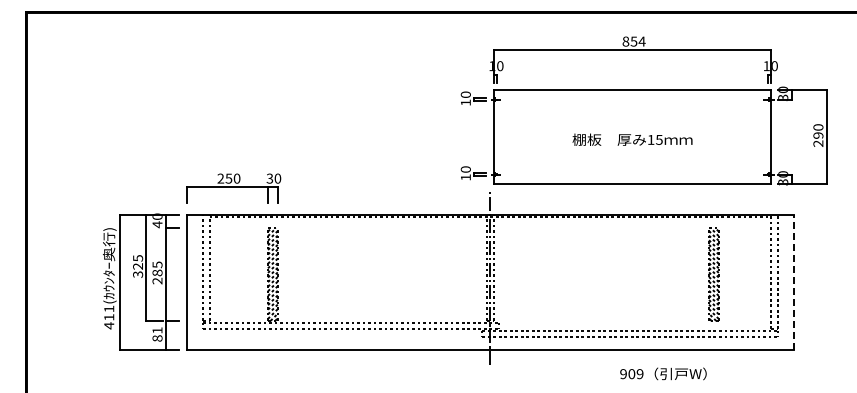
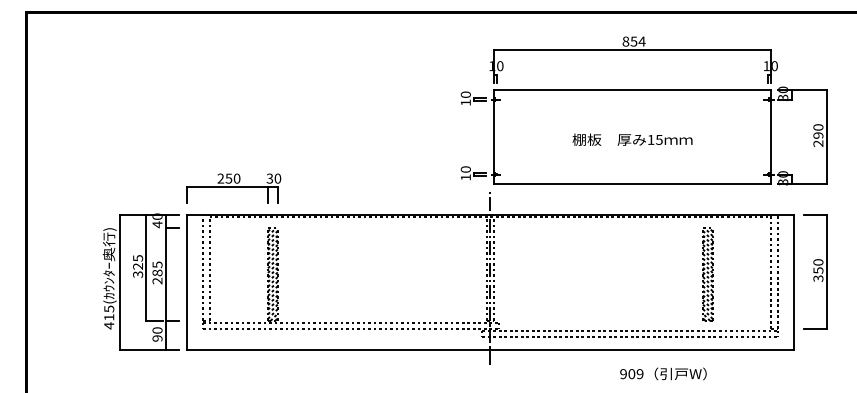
part: none -> present (815, 271)
part position: (713, 274) -> (707, 274) (707, 274)
line: dashed -> solid (794, 282)
text: 411( -> 415( (109, 308)
text: 81 -> 90 (157, 334)
